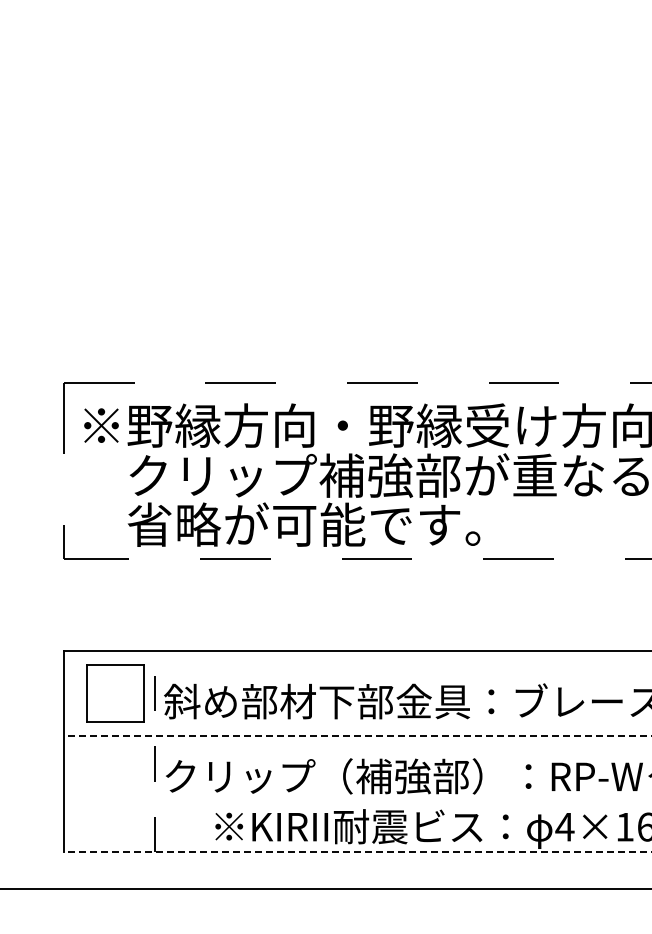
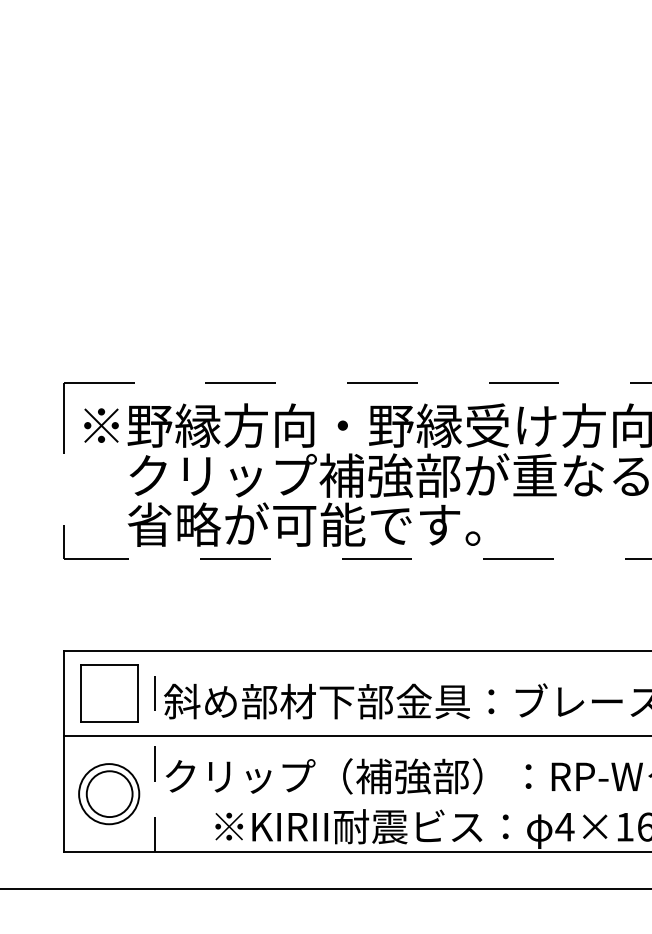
part position: (115, 693) -> (109, 693) (109, 693)
line: dashed -> solid (357, 735)
part: none -> present (109, 794)
line: dashed -> solid (357, 852)
